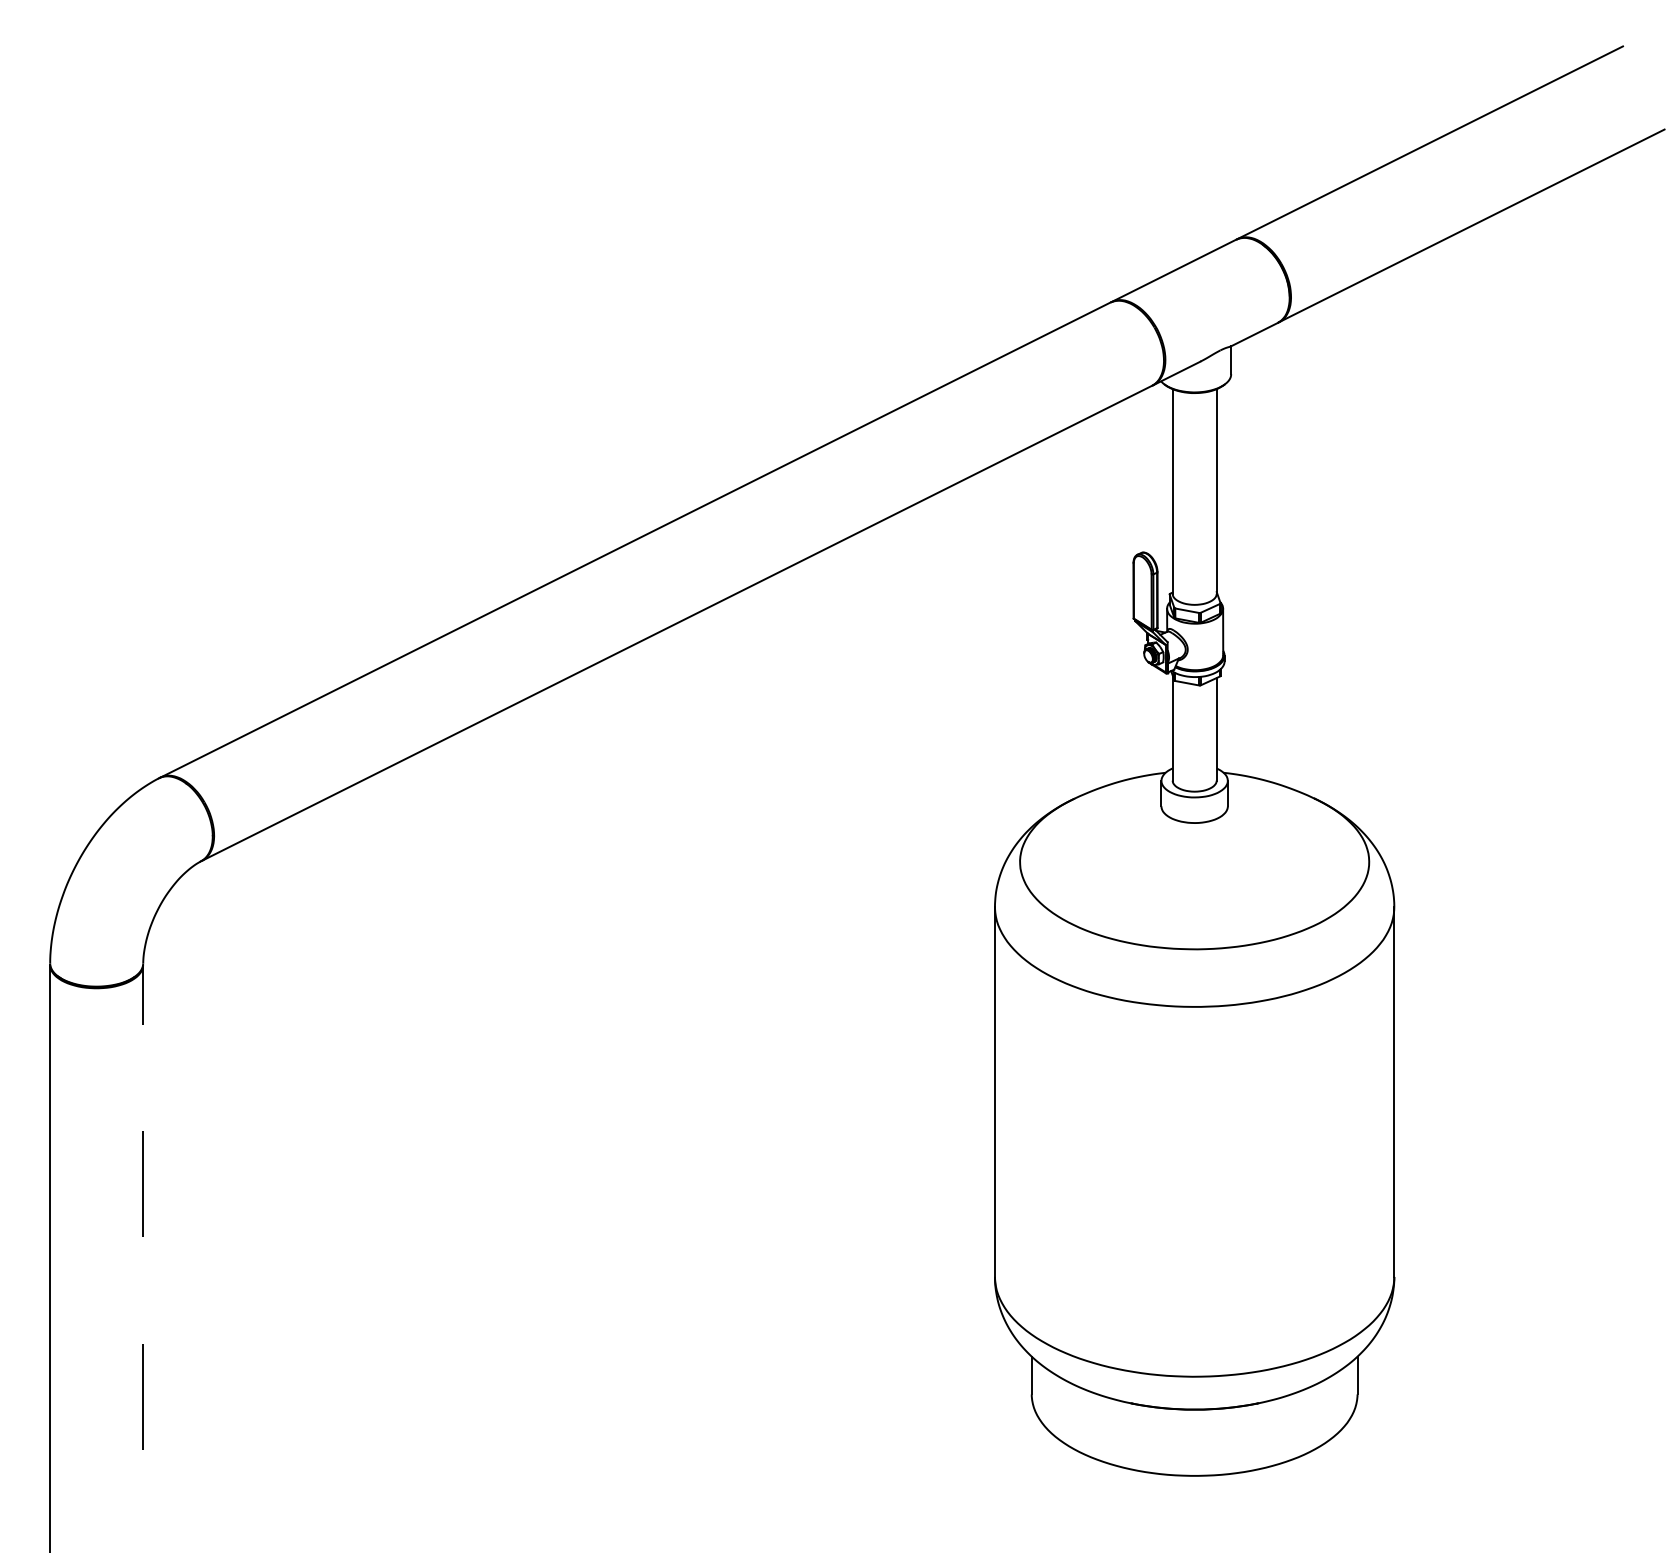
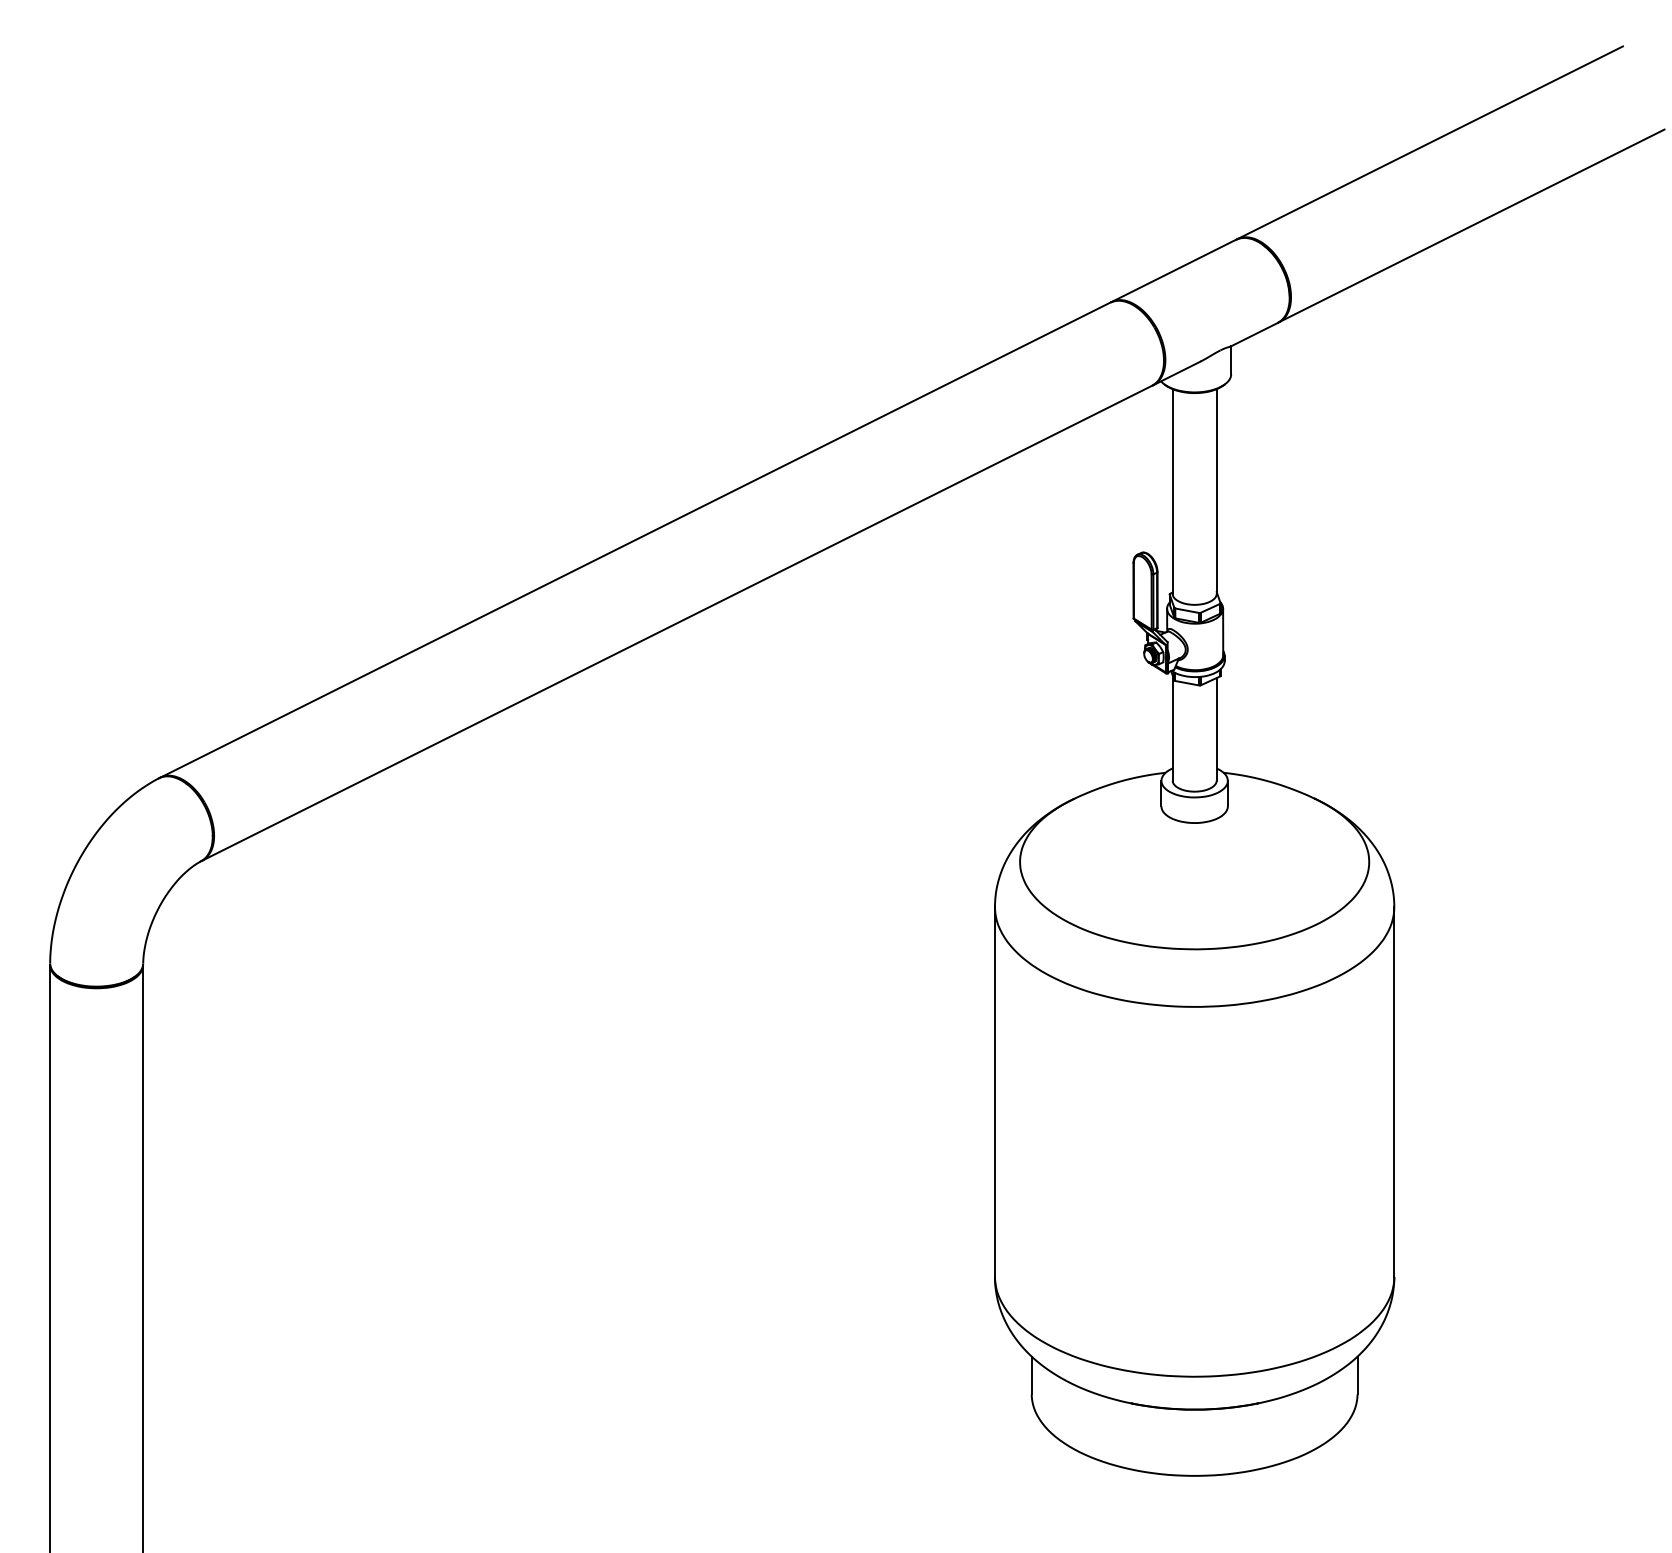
line: dashed -> solid (143, 1258)
